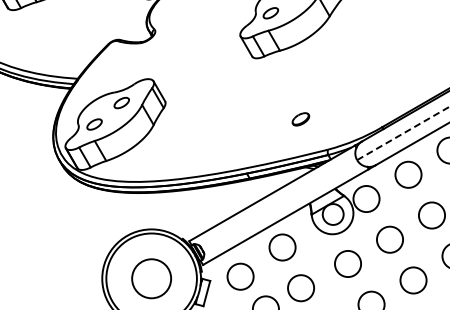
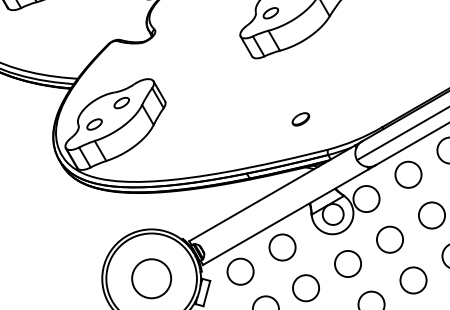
line: dashed -> solid (403, 133)
circle position: (240, 276) -> (240, 271) (240, 271)
circle position: (300, 288) -> (305, 288) (305, 288)
